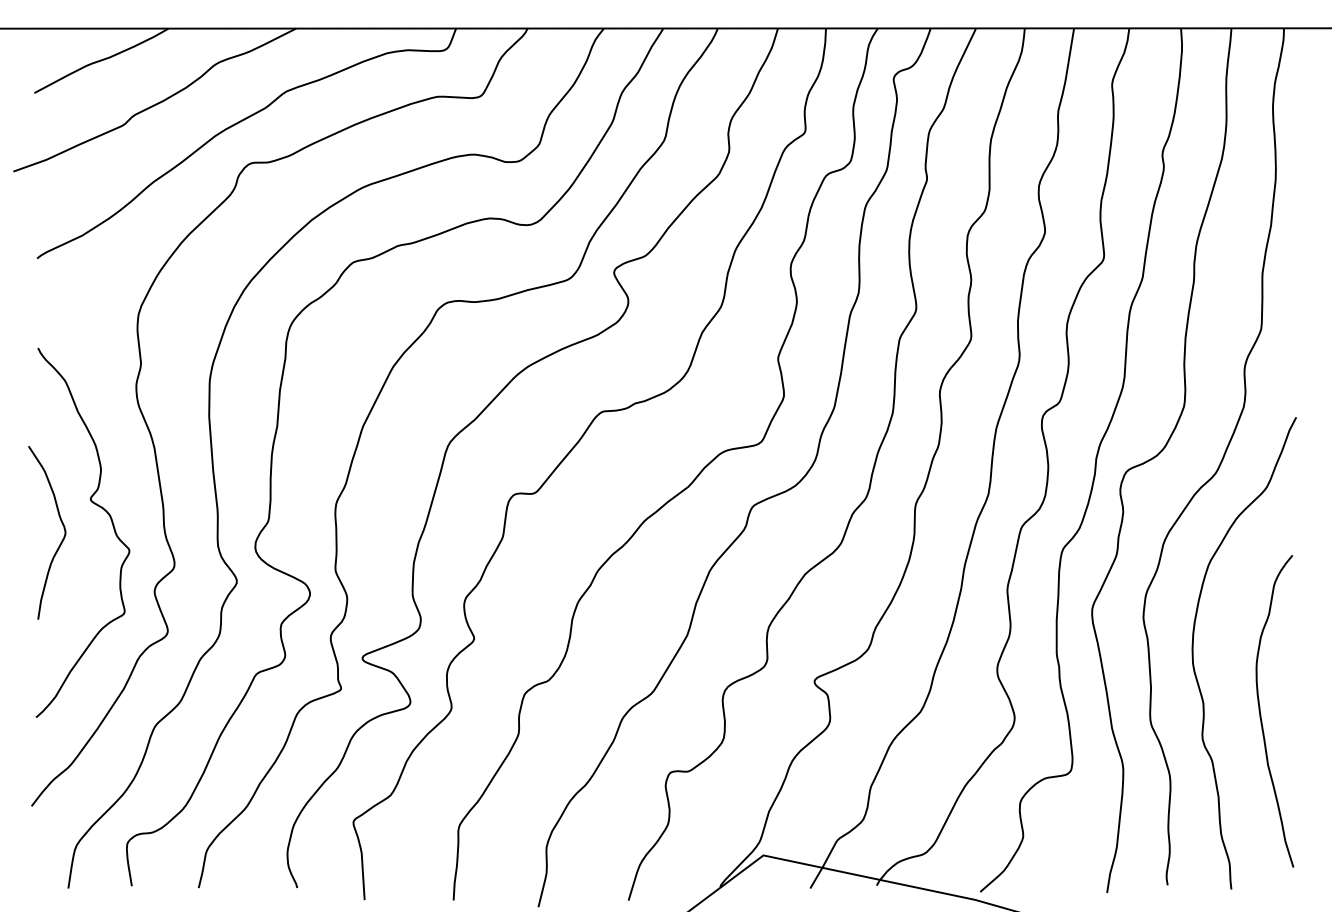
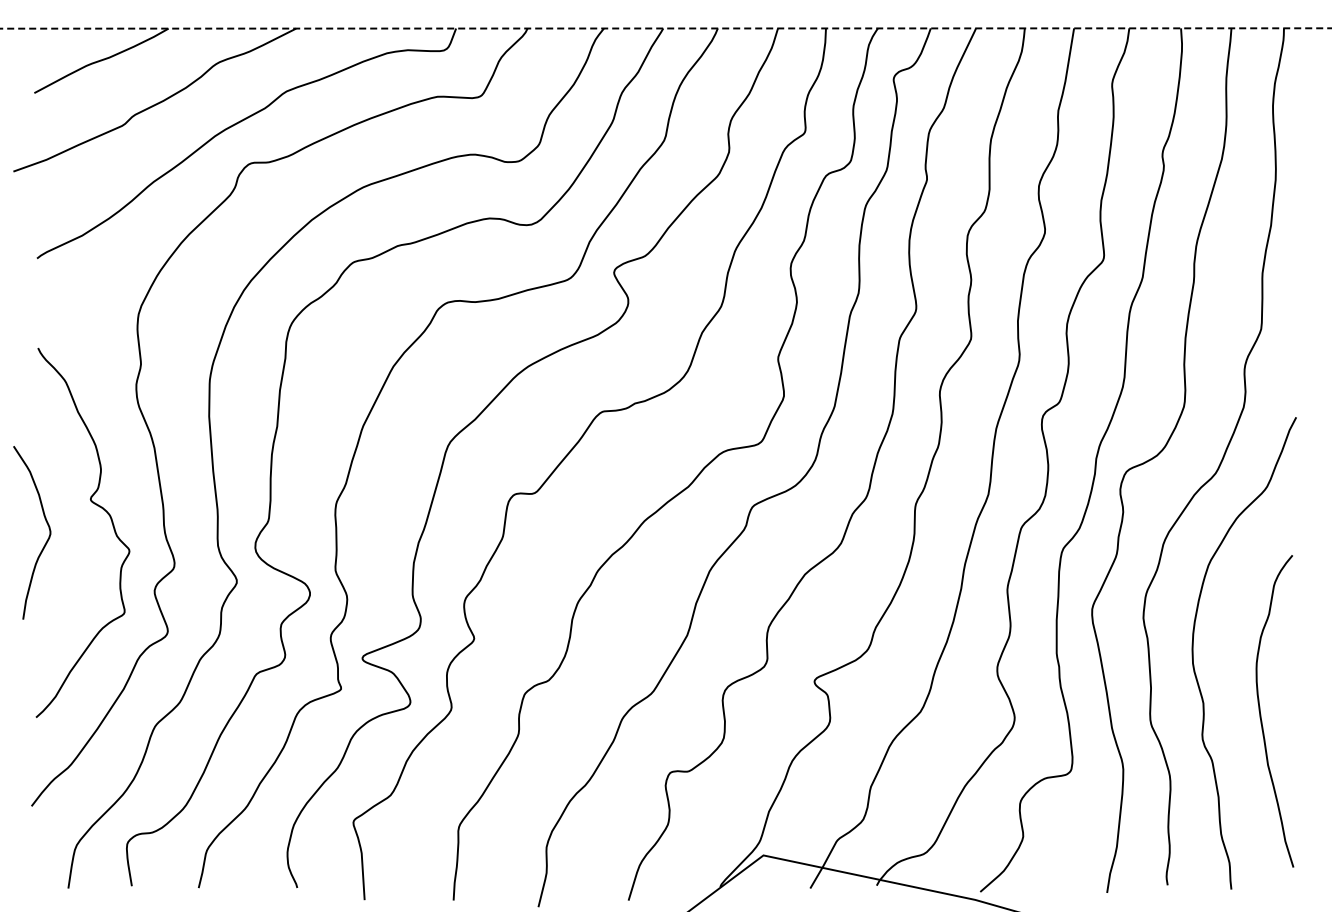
line: solid -> dashed (666, 28)
curve position: (61, 540) -> (46, 540) (46, 540)
